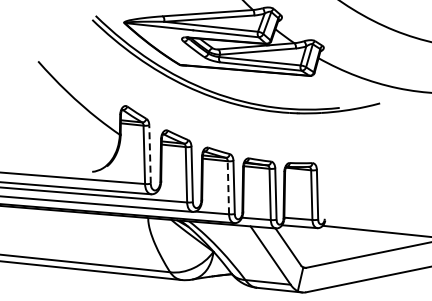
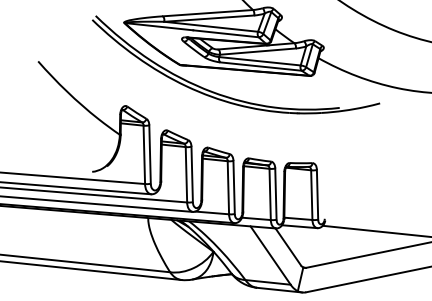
line: dashed -> solid (150, 154)
line: dashed -> solid (228, 187)
